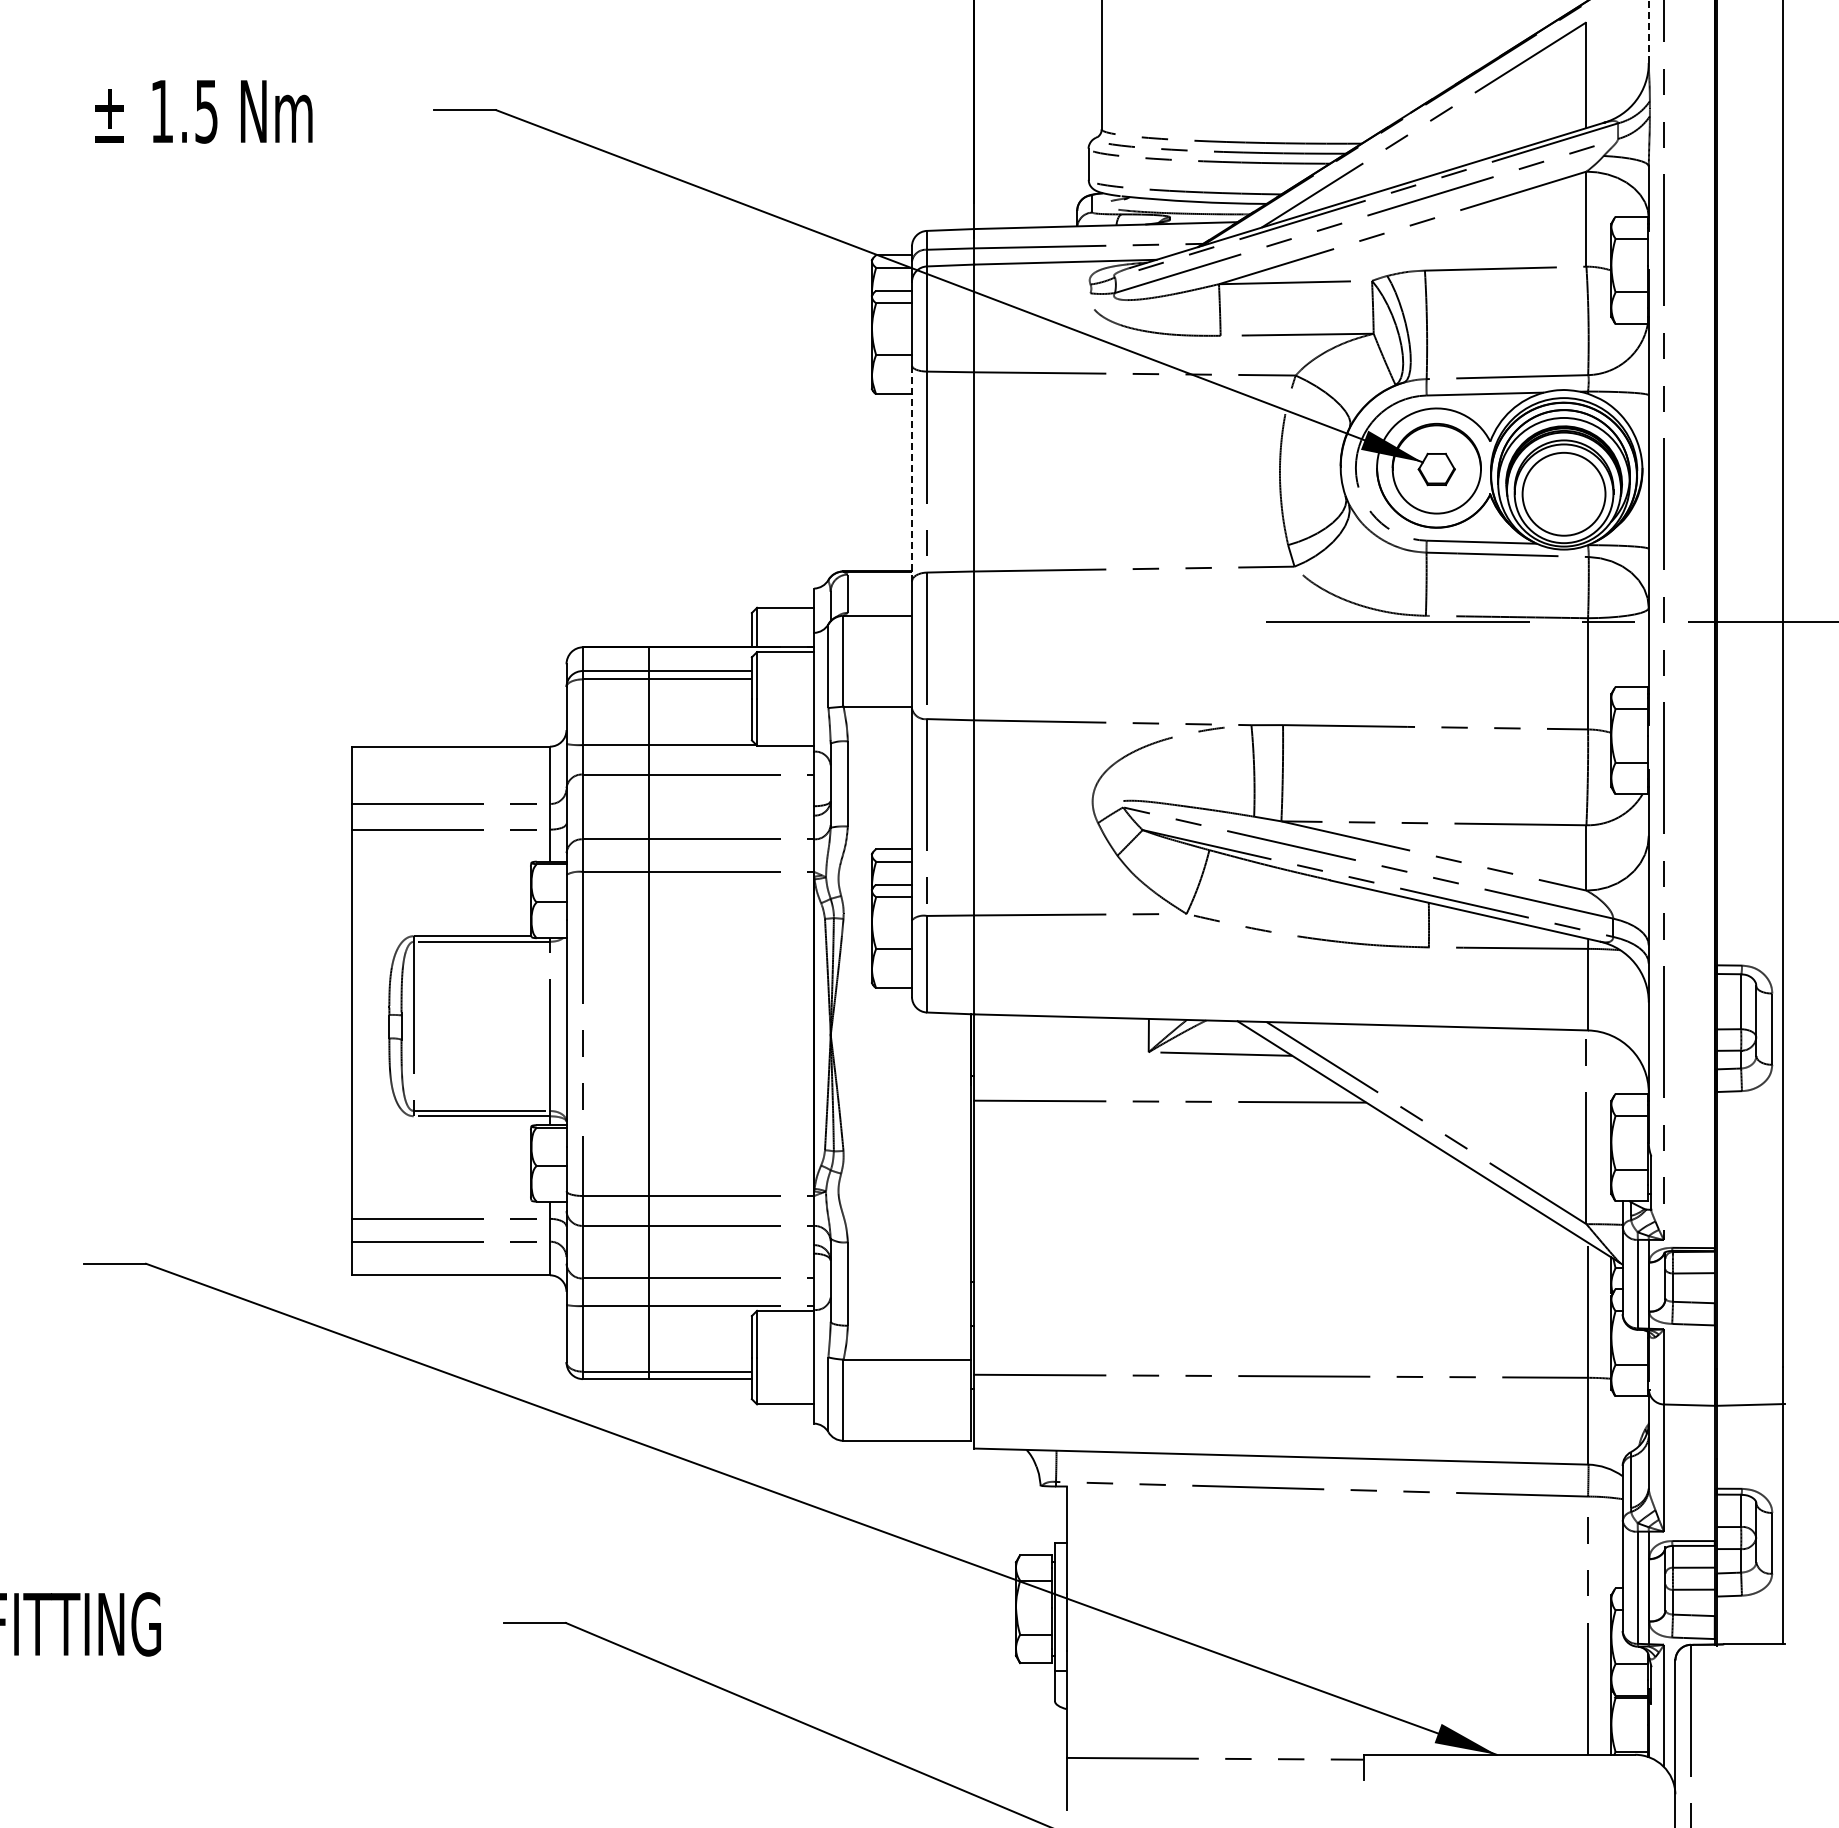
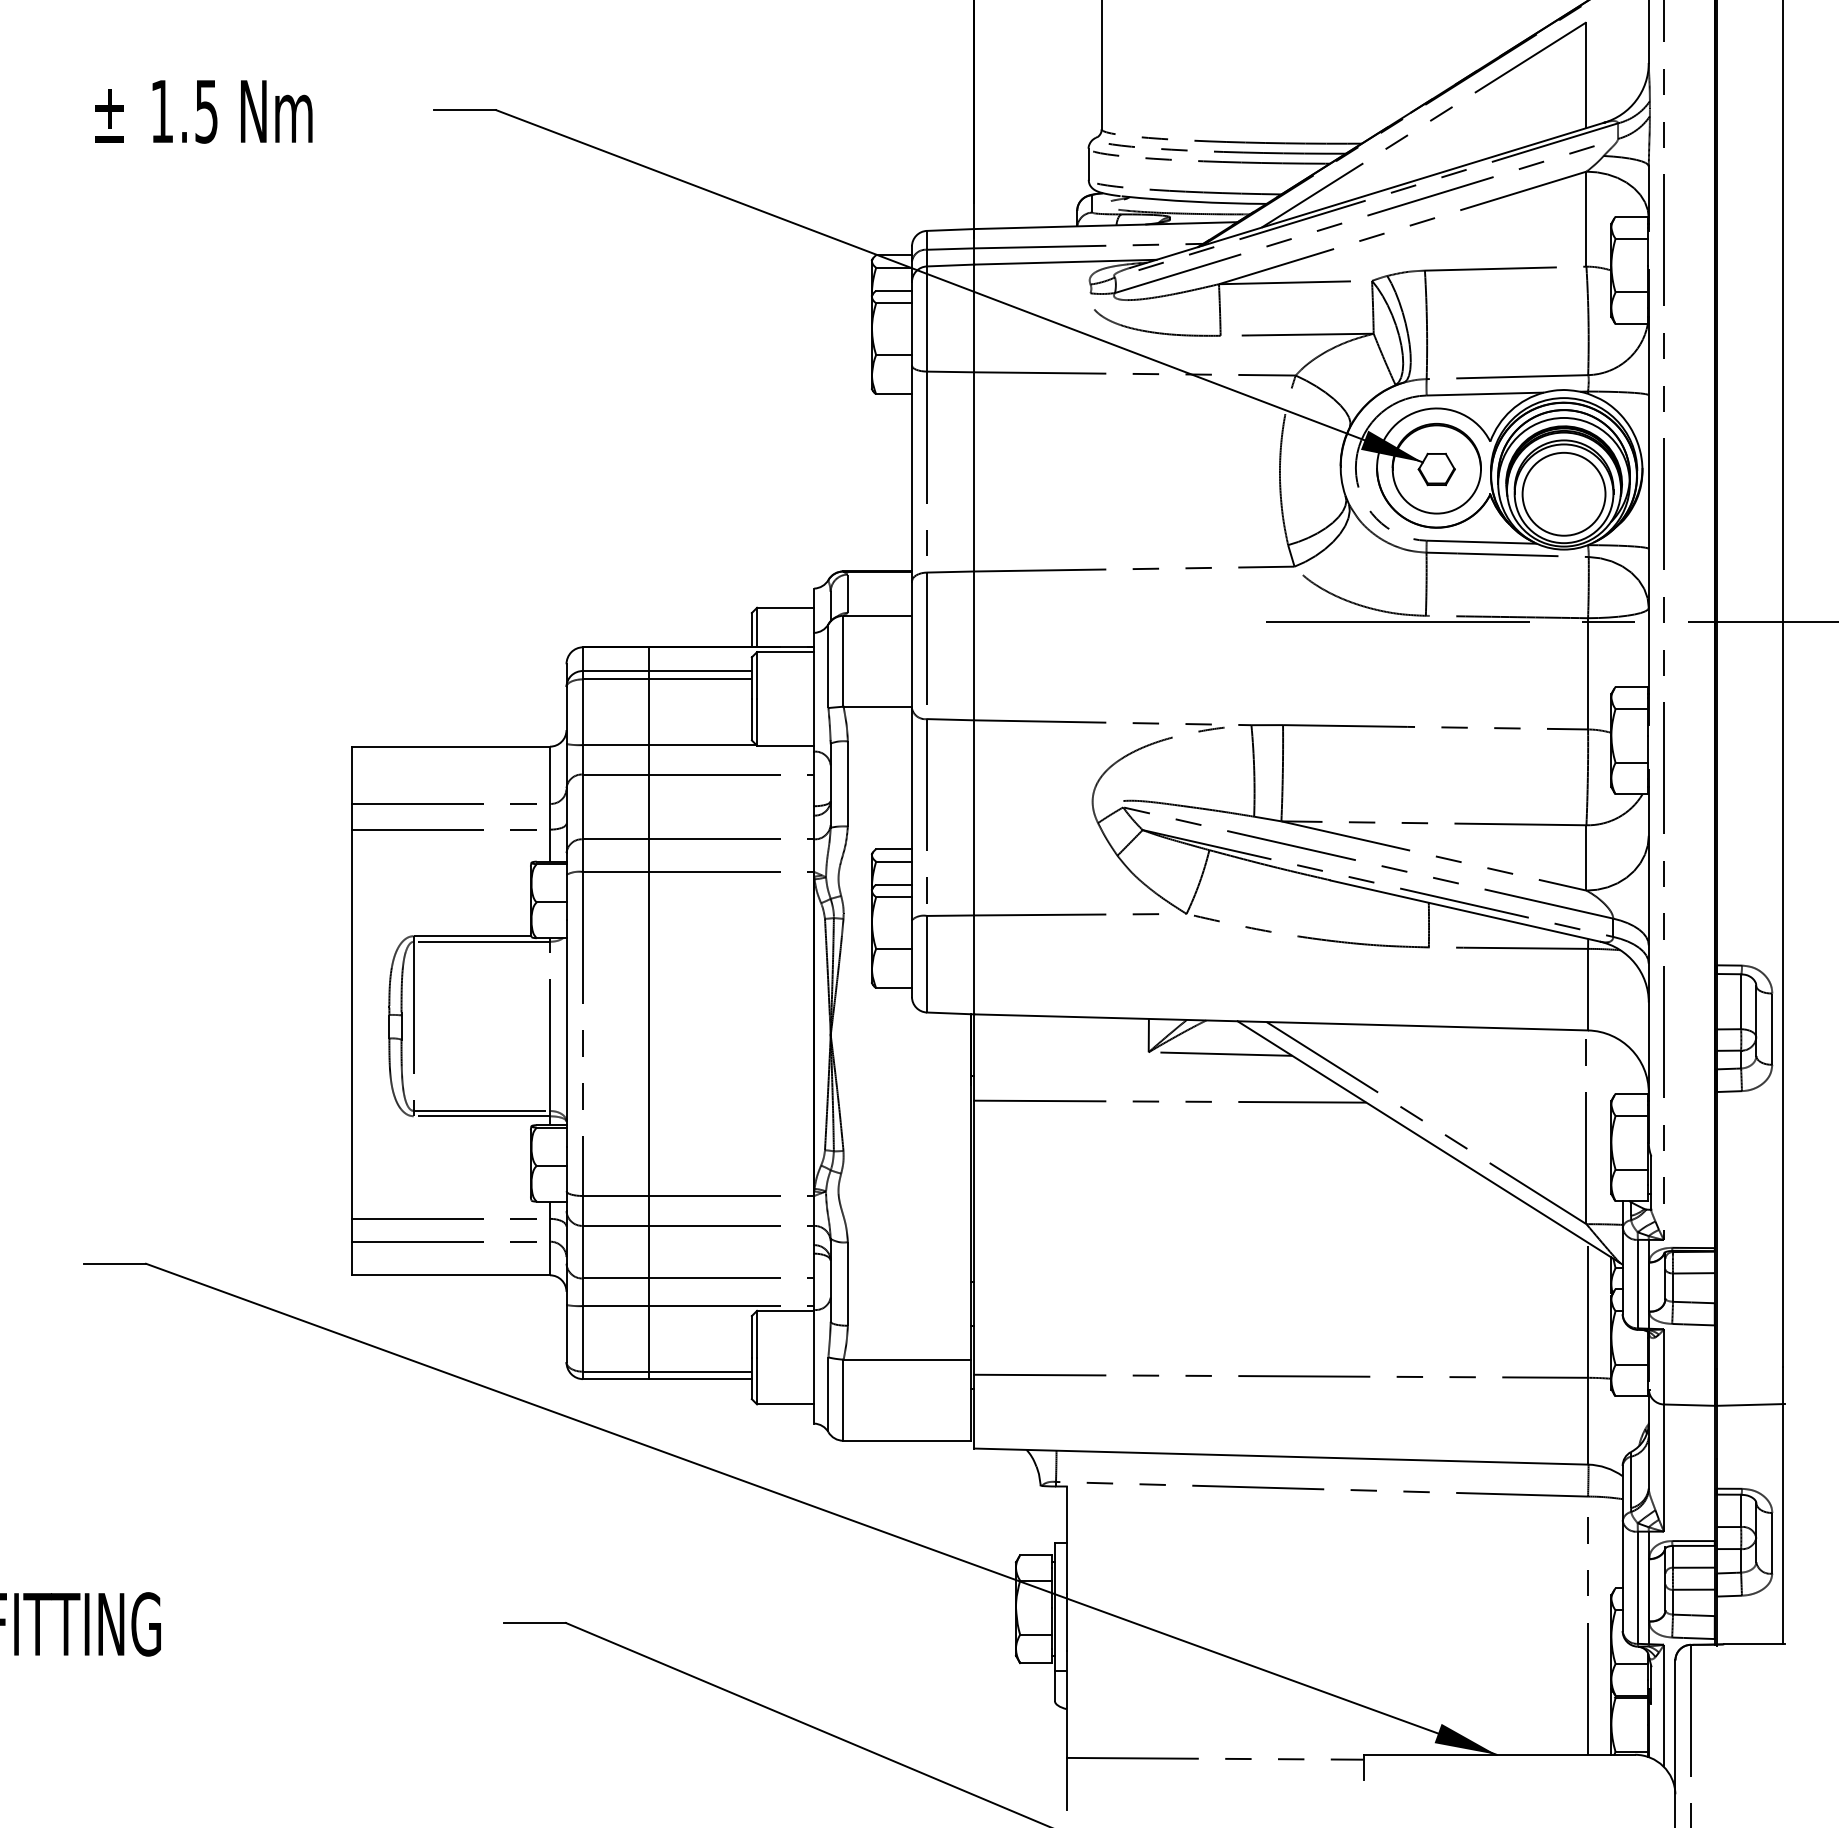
line: dashed -> solid (1648, 31)
line: dashed -> solid (911, 473)
